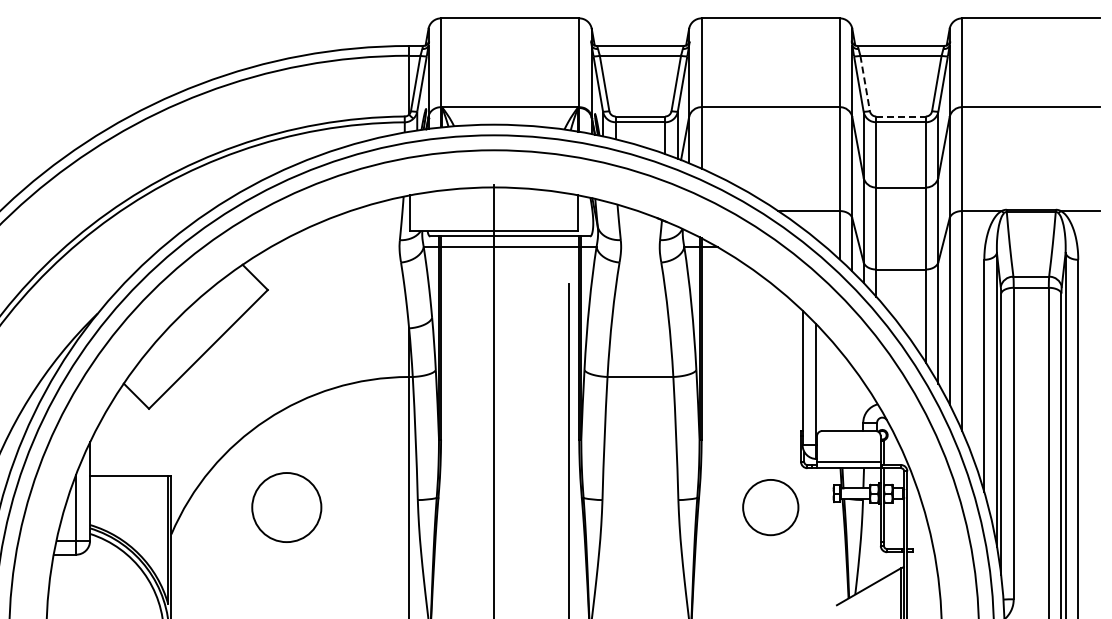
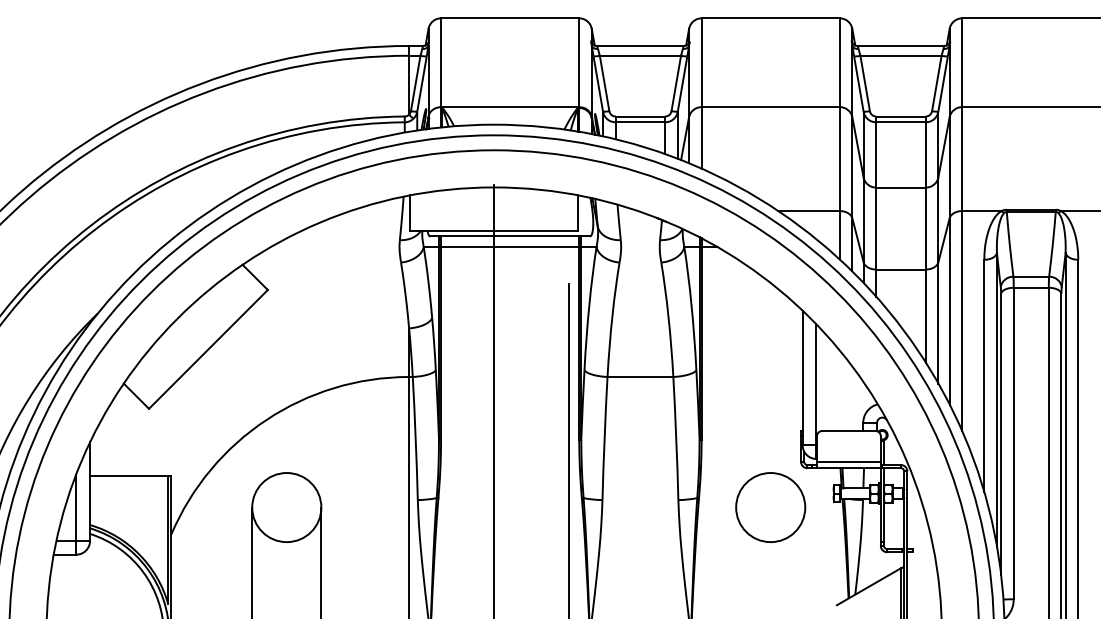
line: dashed -> solid (865, 83)
line: dashed -> solid (901, 116)
circle size: 58x58 px -> 72x71 px (770, 507)
line: none -> present (252, 561)
line: none -> present (321, 561)
